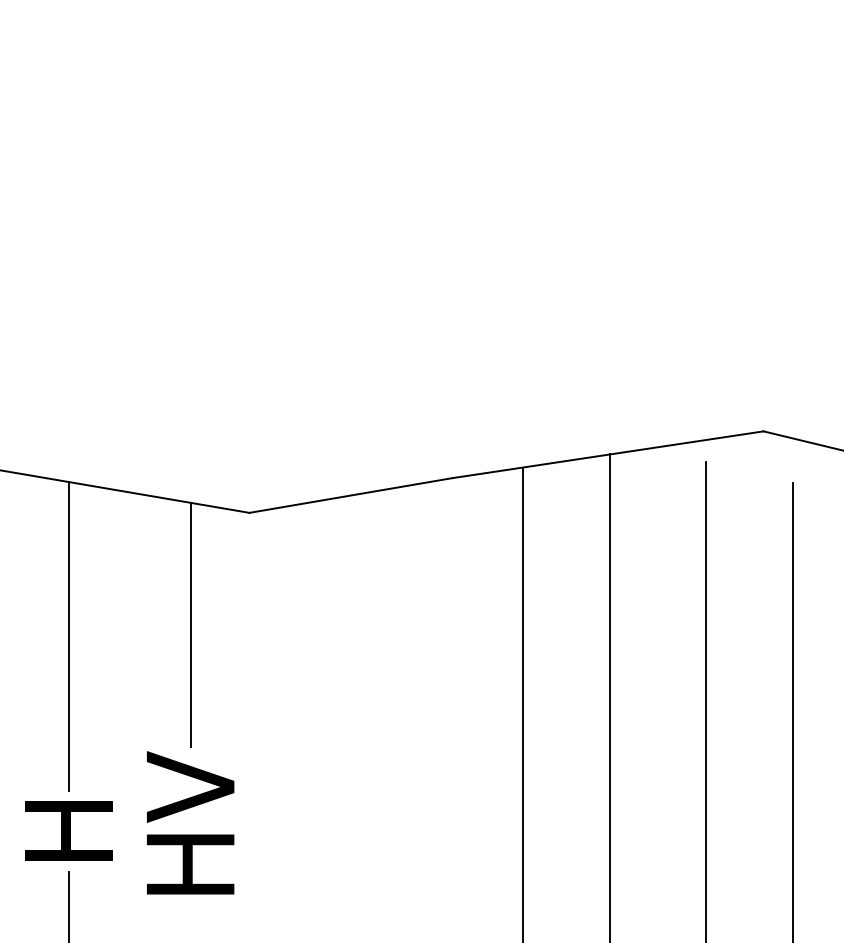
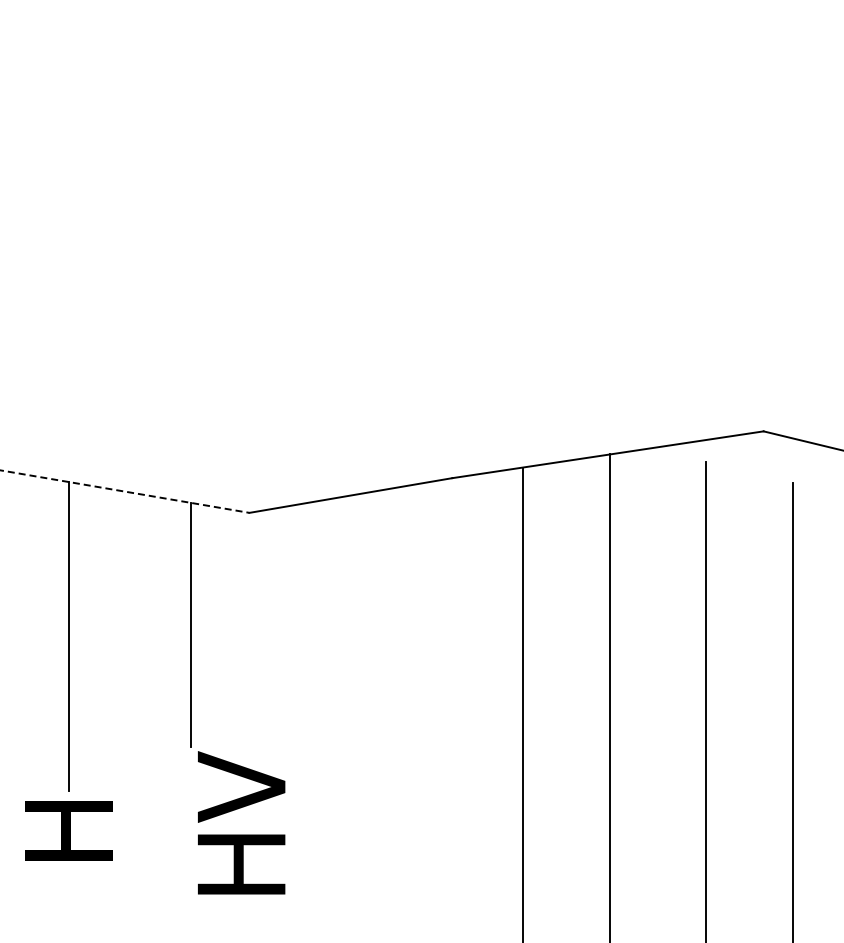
line: solid -> dashed (125, 491)
text position: (190, 822) -> (241, 822) (241, 822)
line: present -> none (68, 905)
